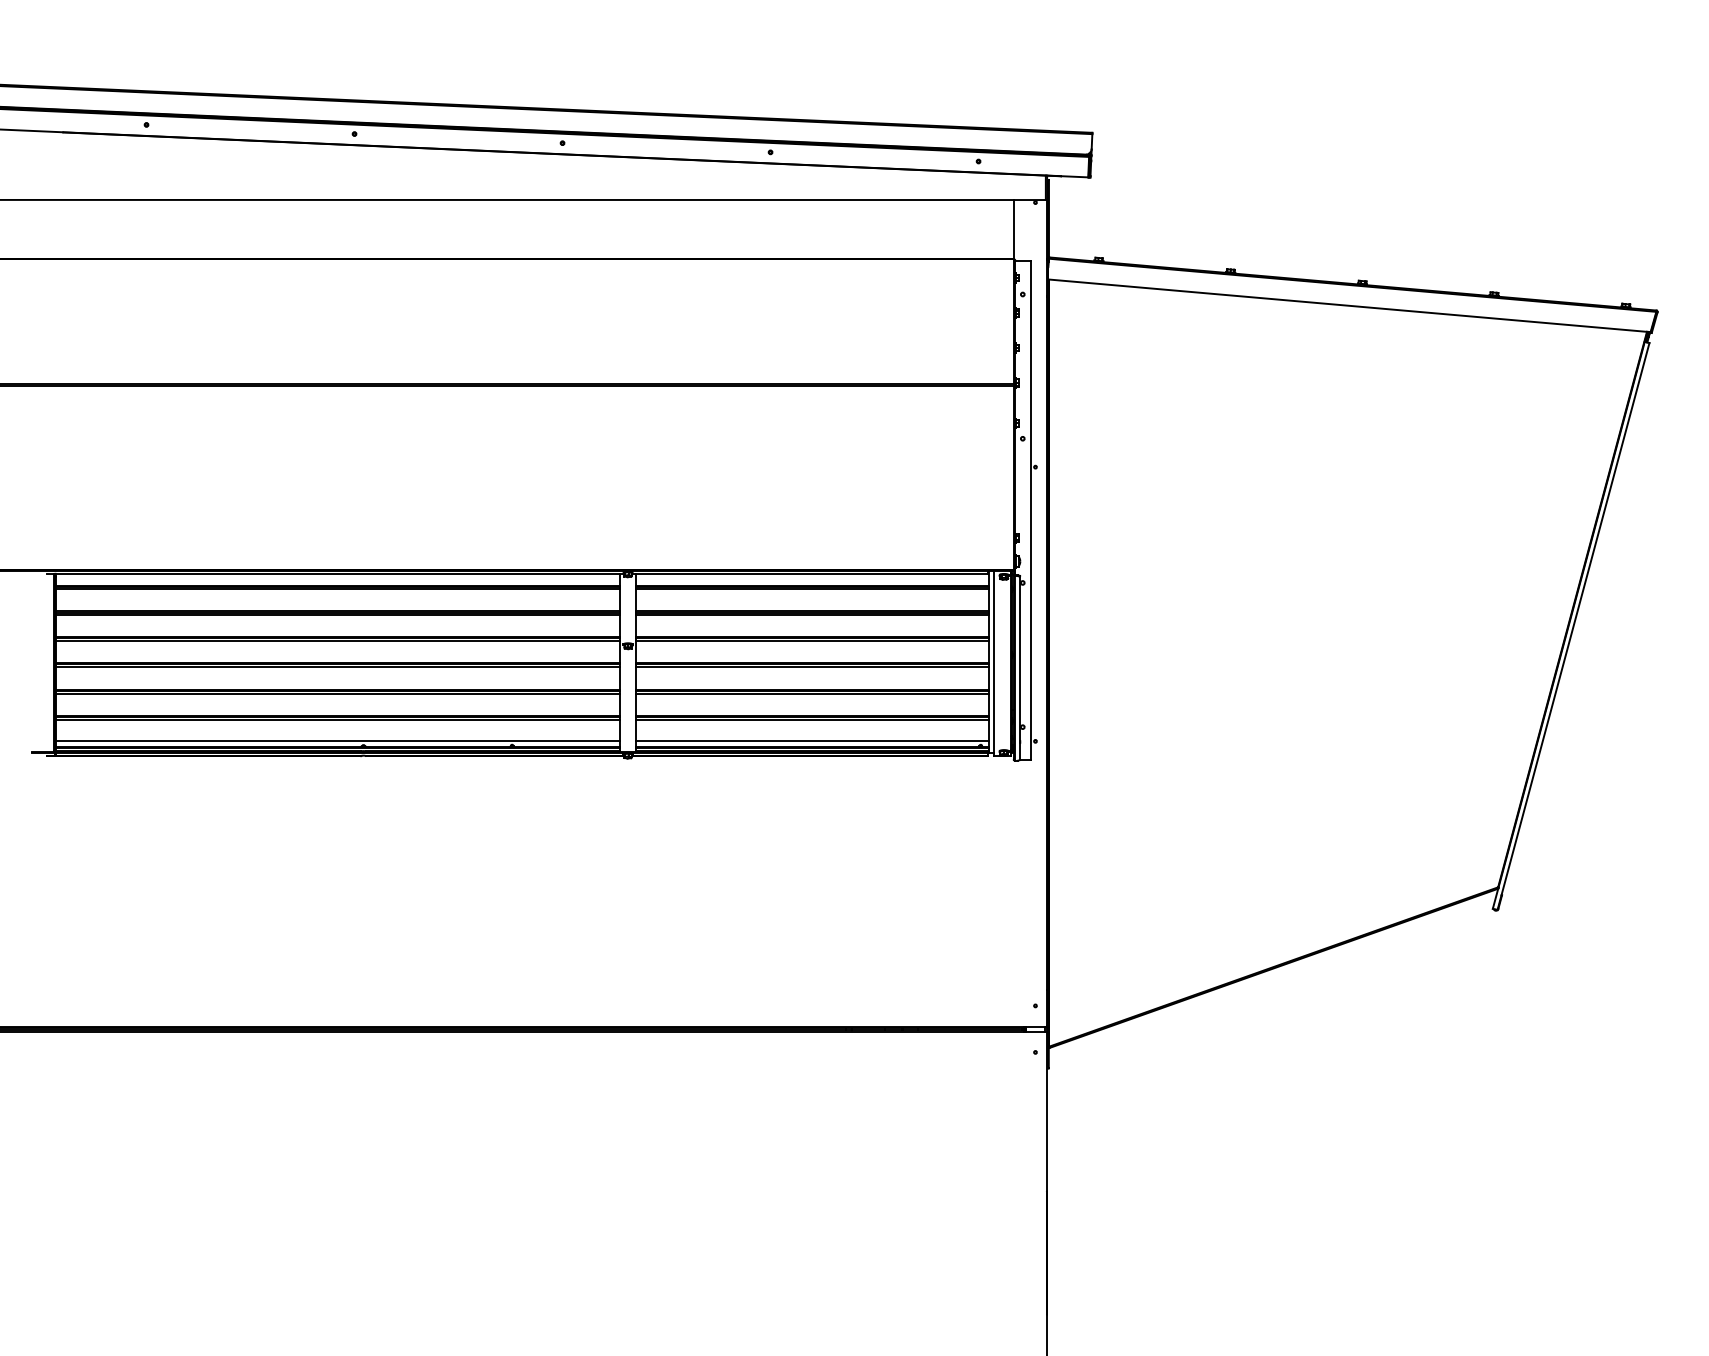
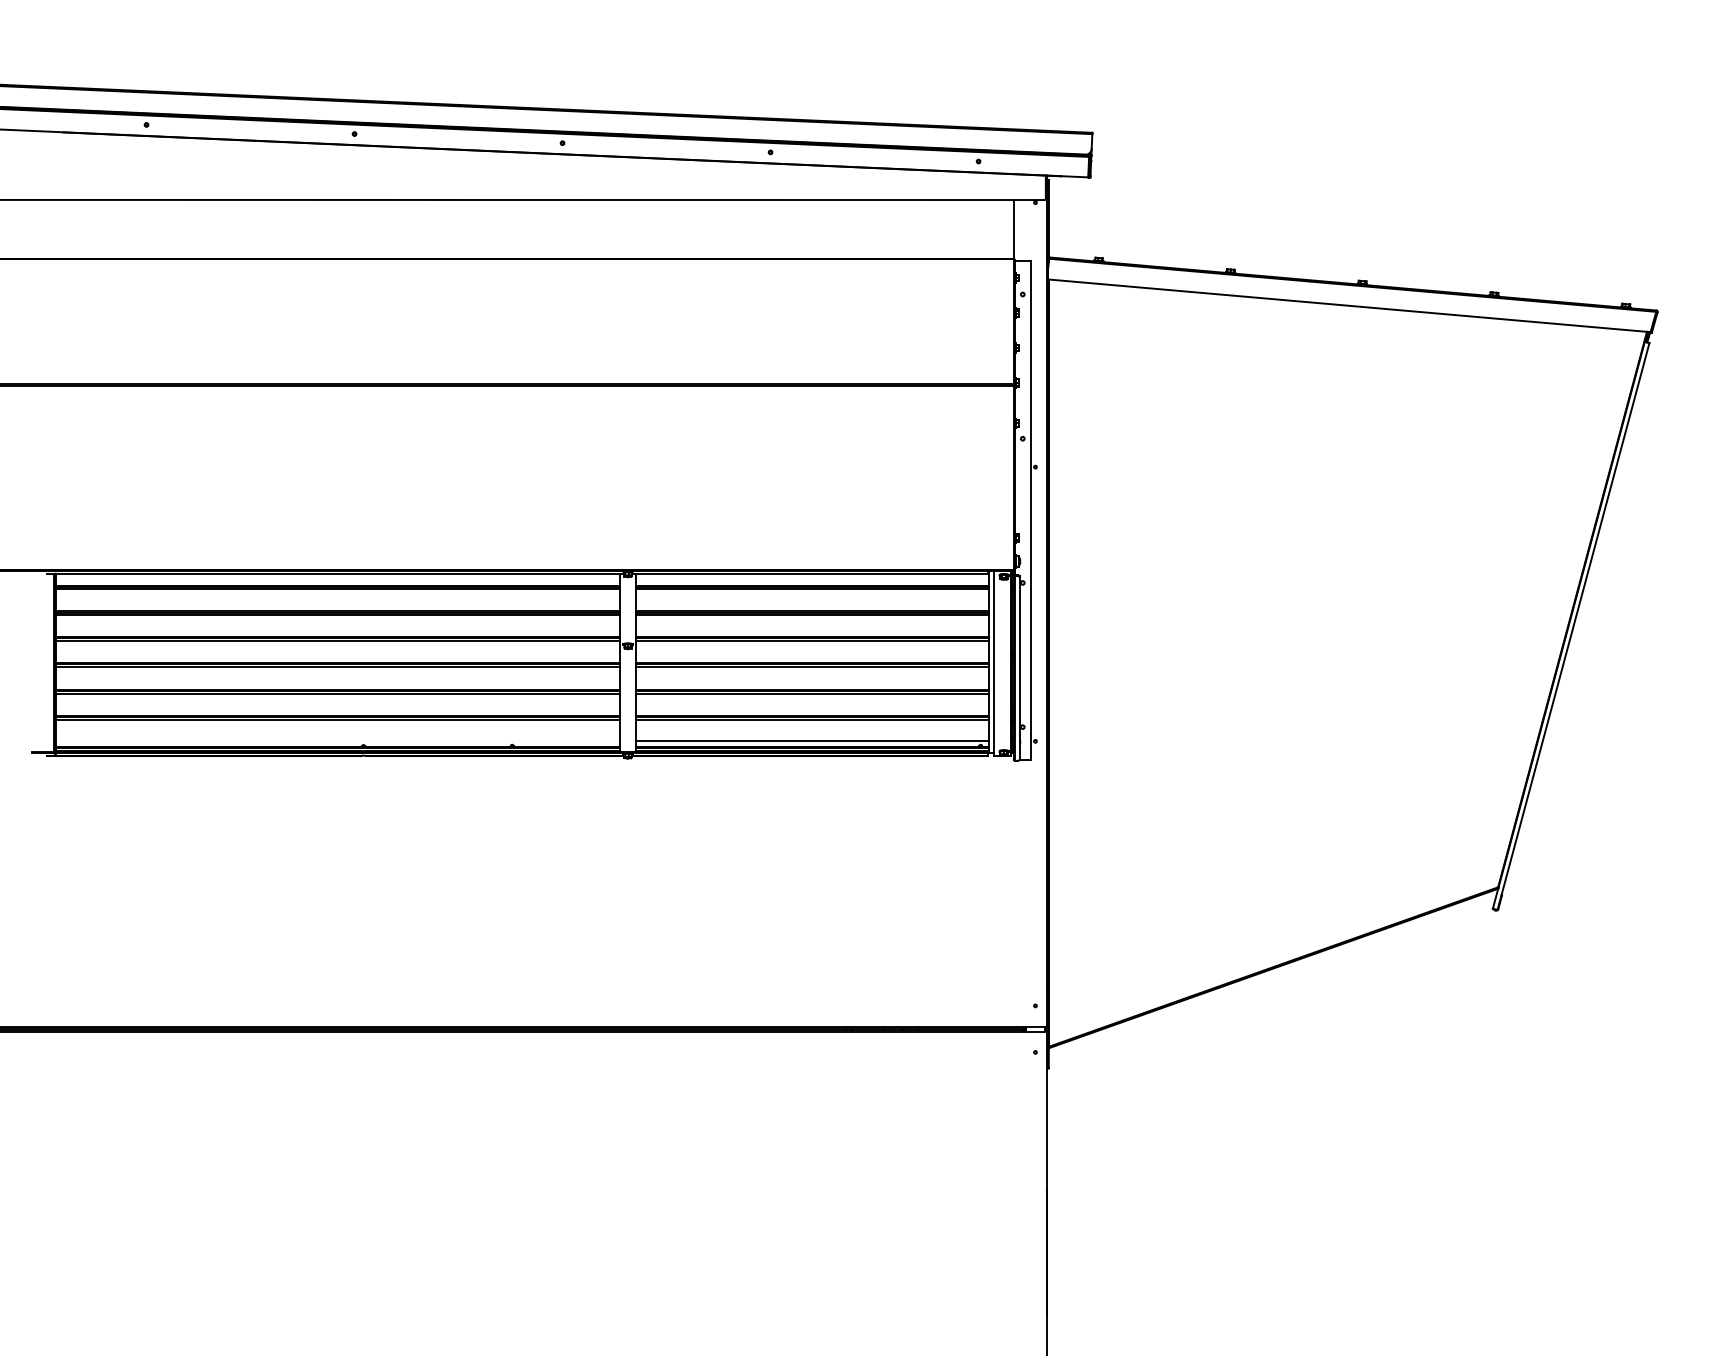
line: present -> none (337, 740)
